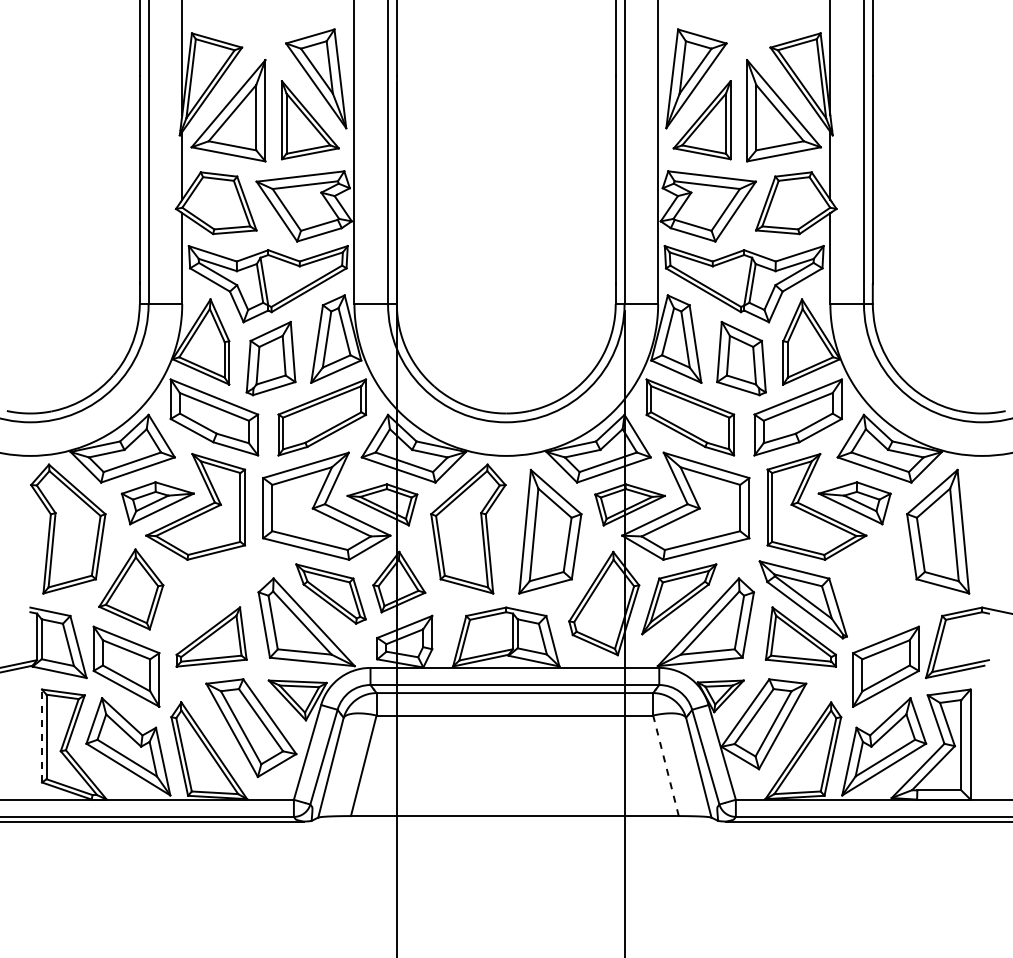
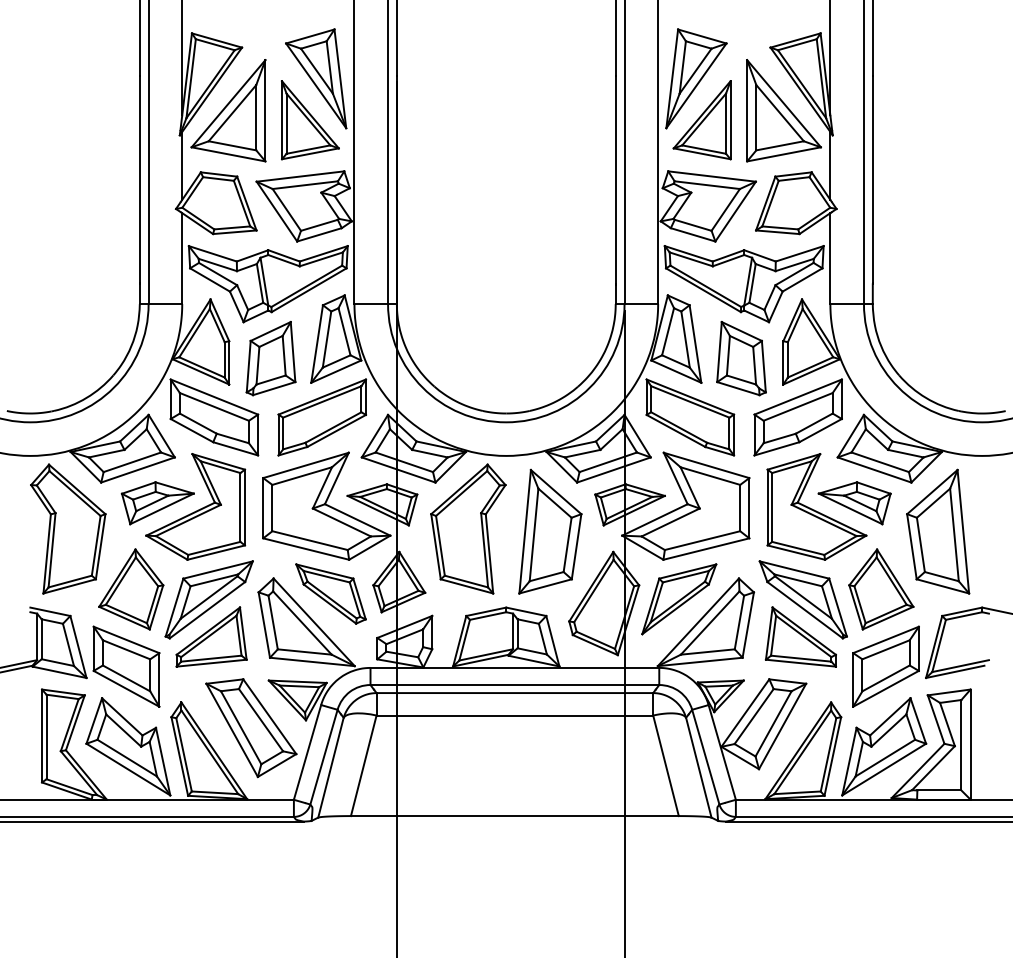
part: none -> present (881, 589)
part: none -> present (208, 599)
line: dashed -> solid (42, 735)
line: dashed -> solid (666, 765)
